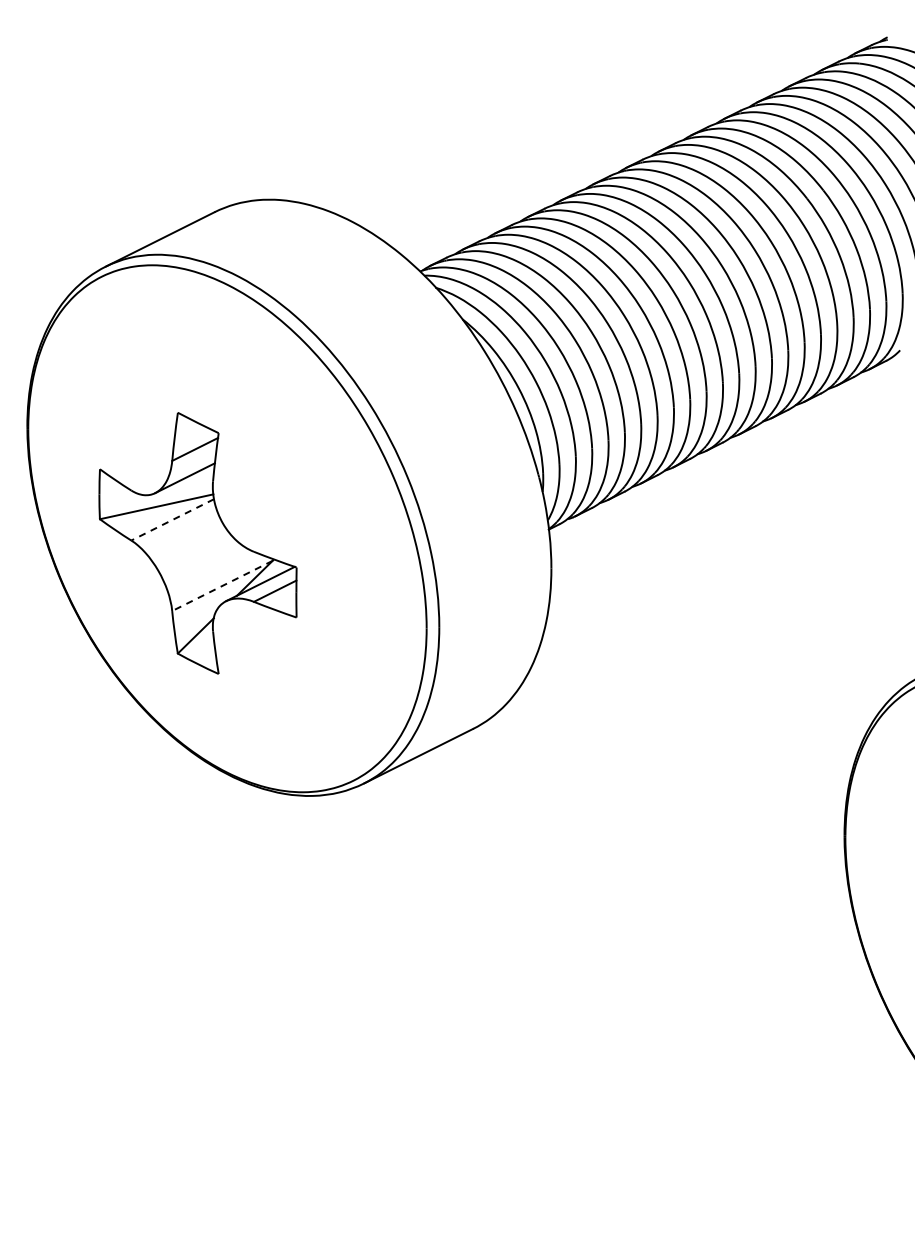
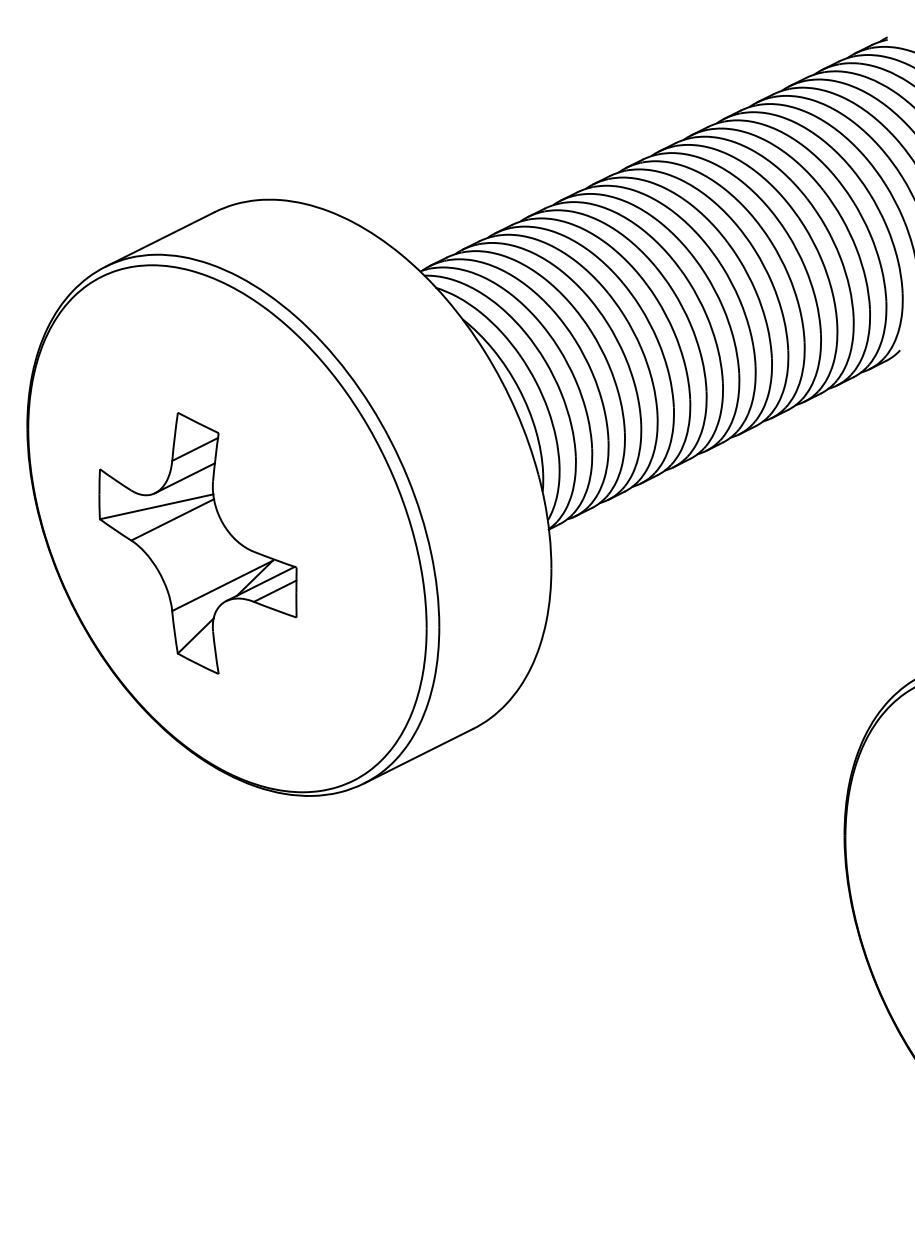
line: dashed -> solid (172, 520)
line: dashed -> solid (222, 586)
